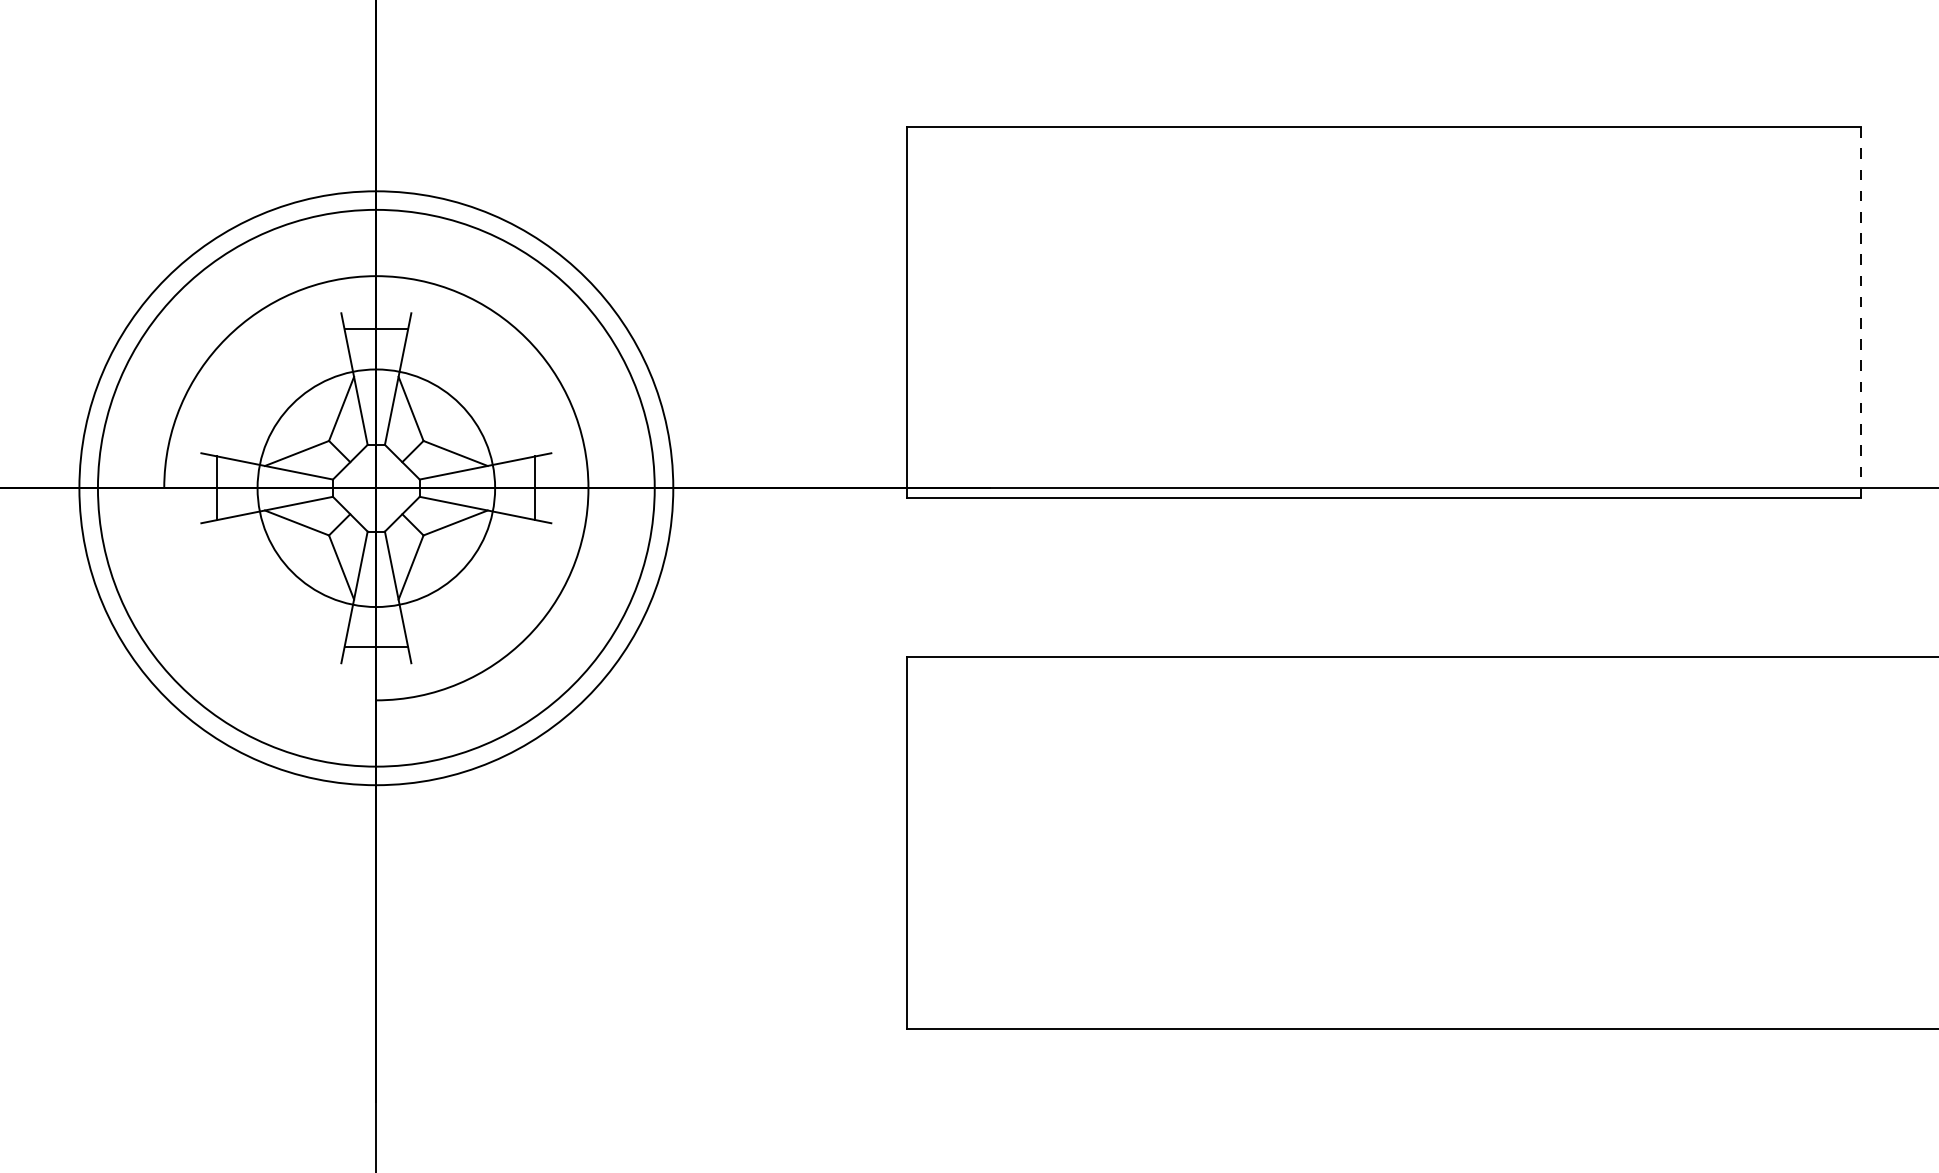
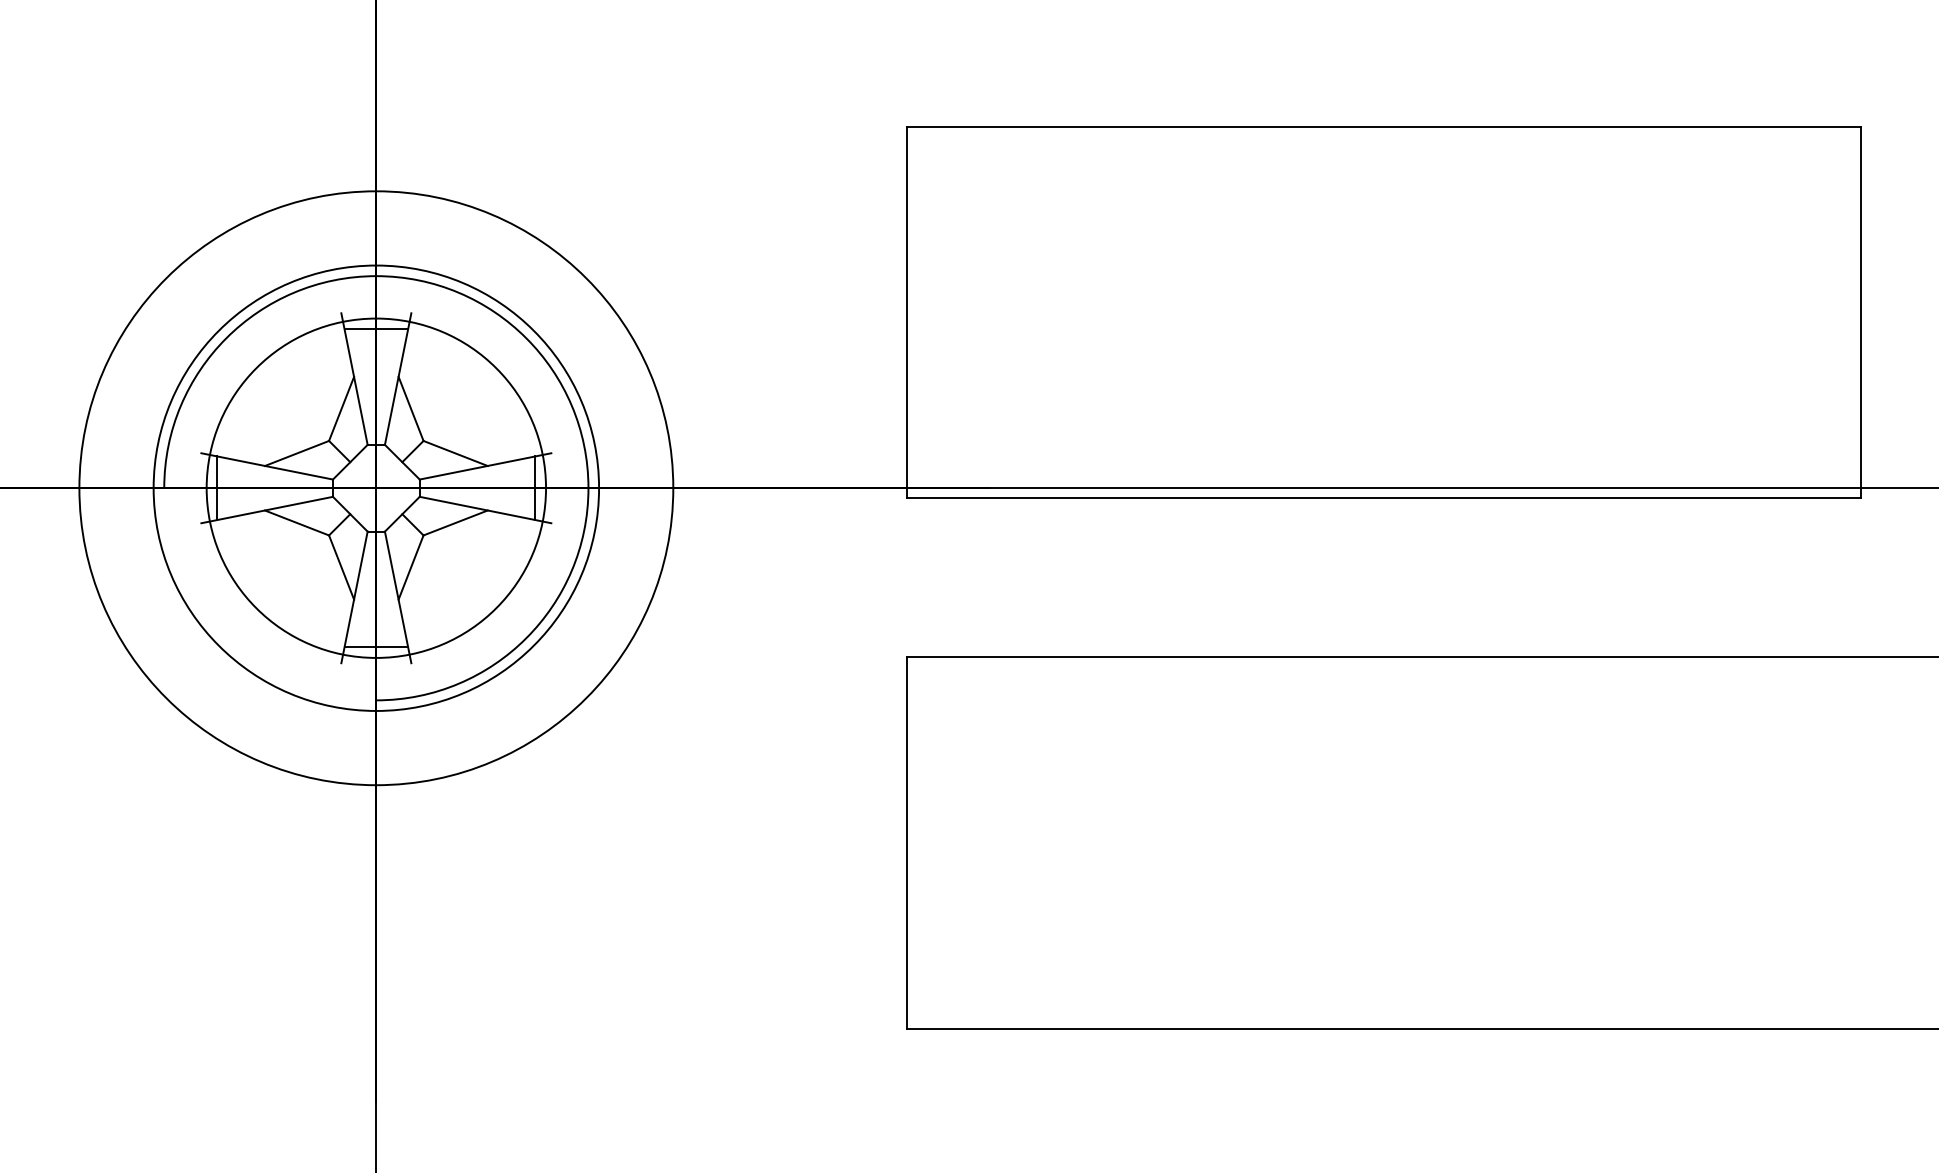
line: dashed -> solid (1861, 312)
circle diameter: 557 px -> 445 px (376, 487)
circle diameter: 238 px -> 339 px (376, 487)
